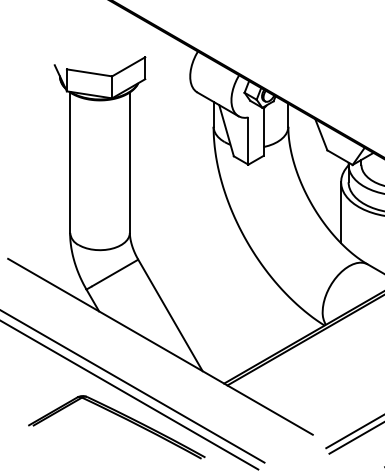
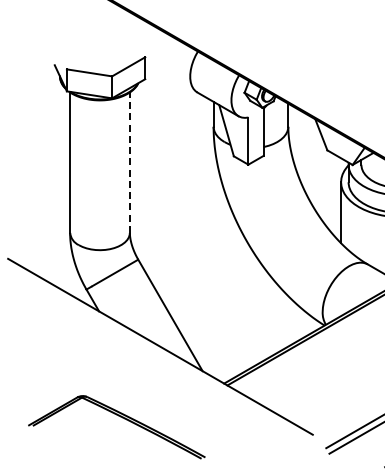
line: solid -> dashed (129, 162)
line: present -> none (133, 386)
line: present -> none (130, 395)
